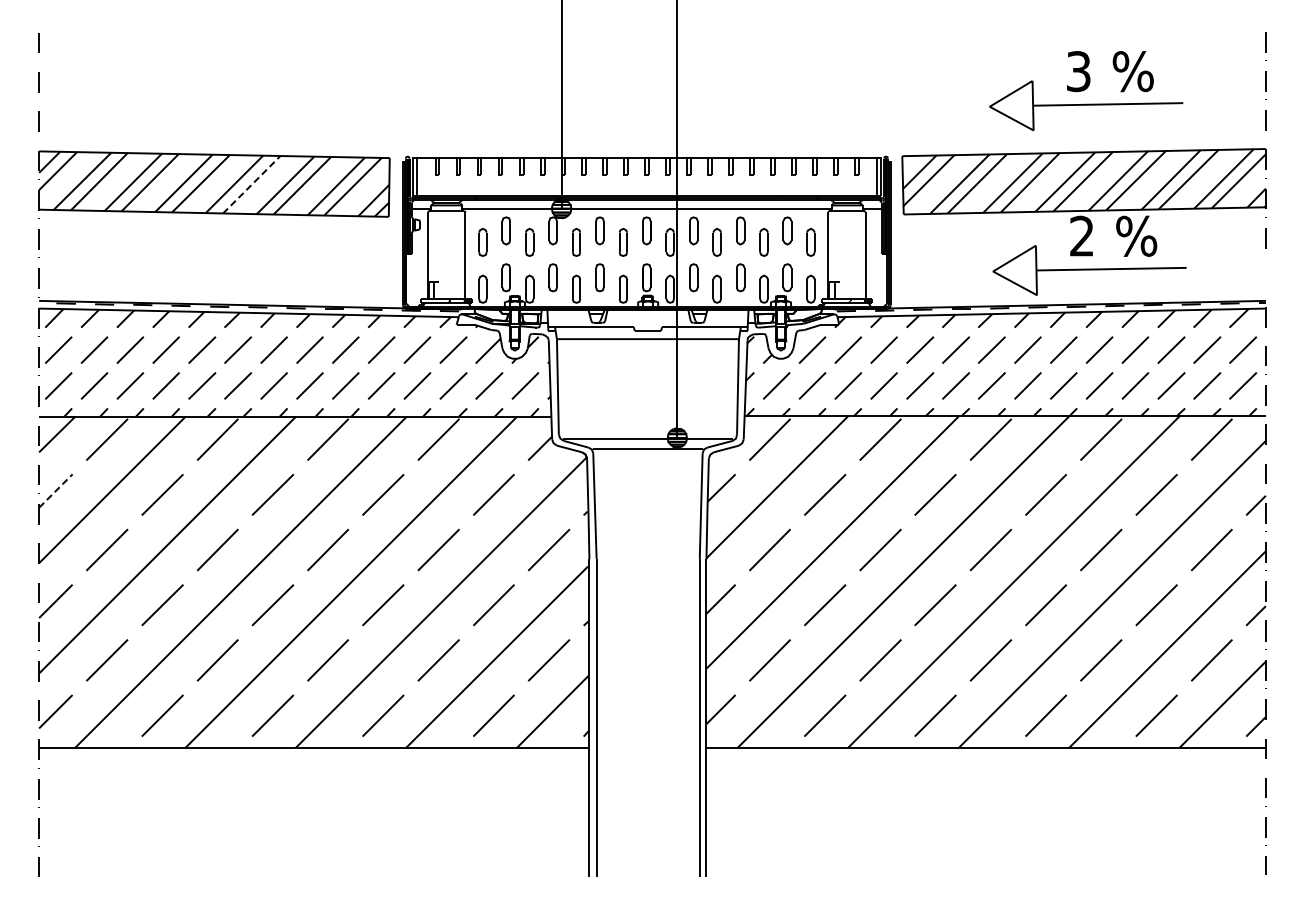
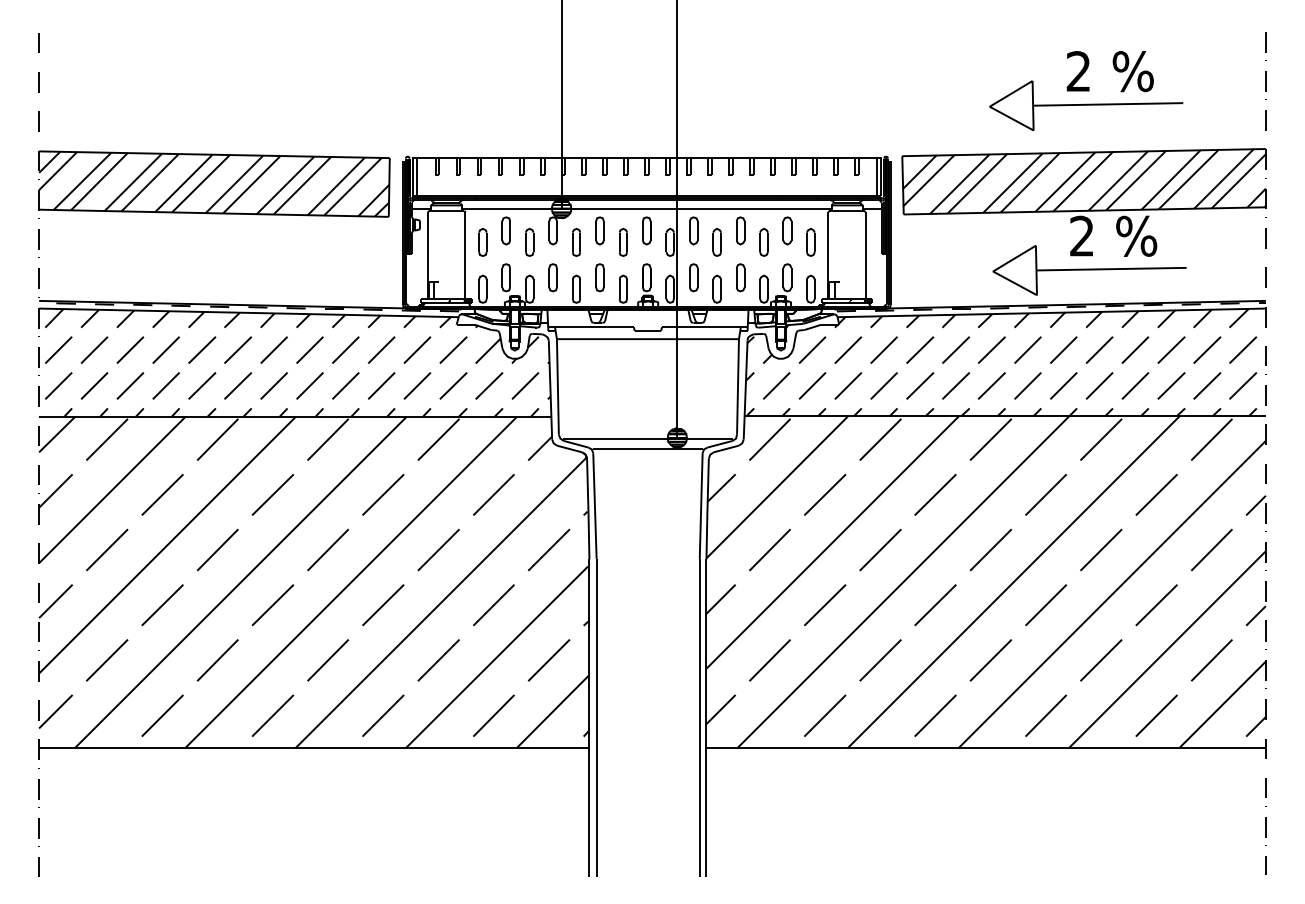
text: 3 -> 2 (1078, 71)
line: dashed -> solid (251, 184)
line: none -> present (1265, 277)
line: dashed -> solid (55, 491)
